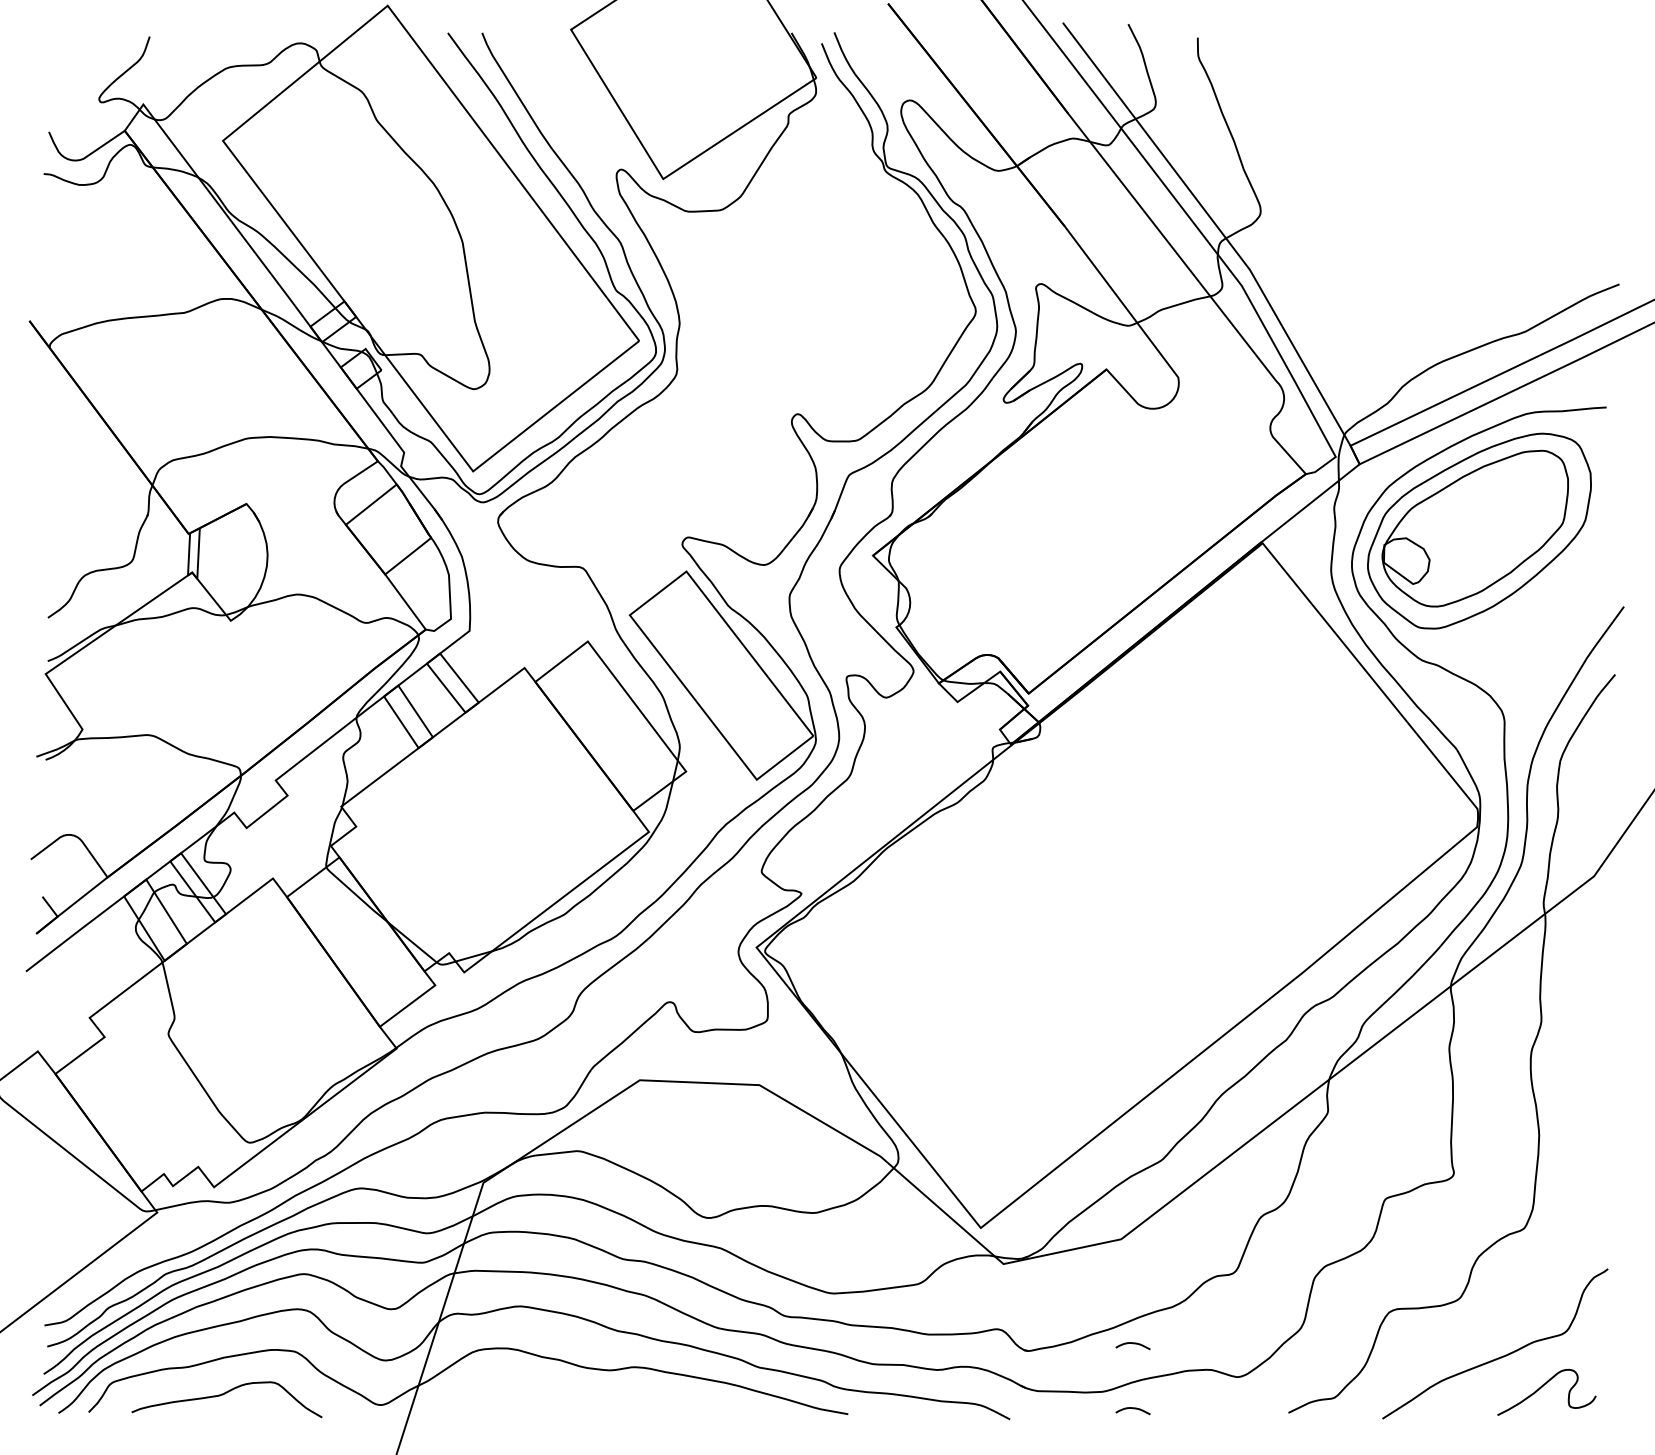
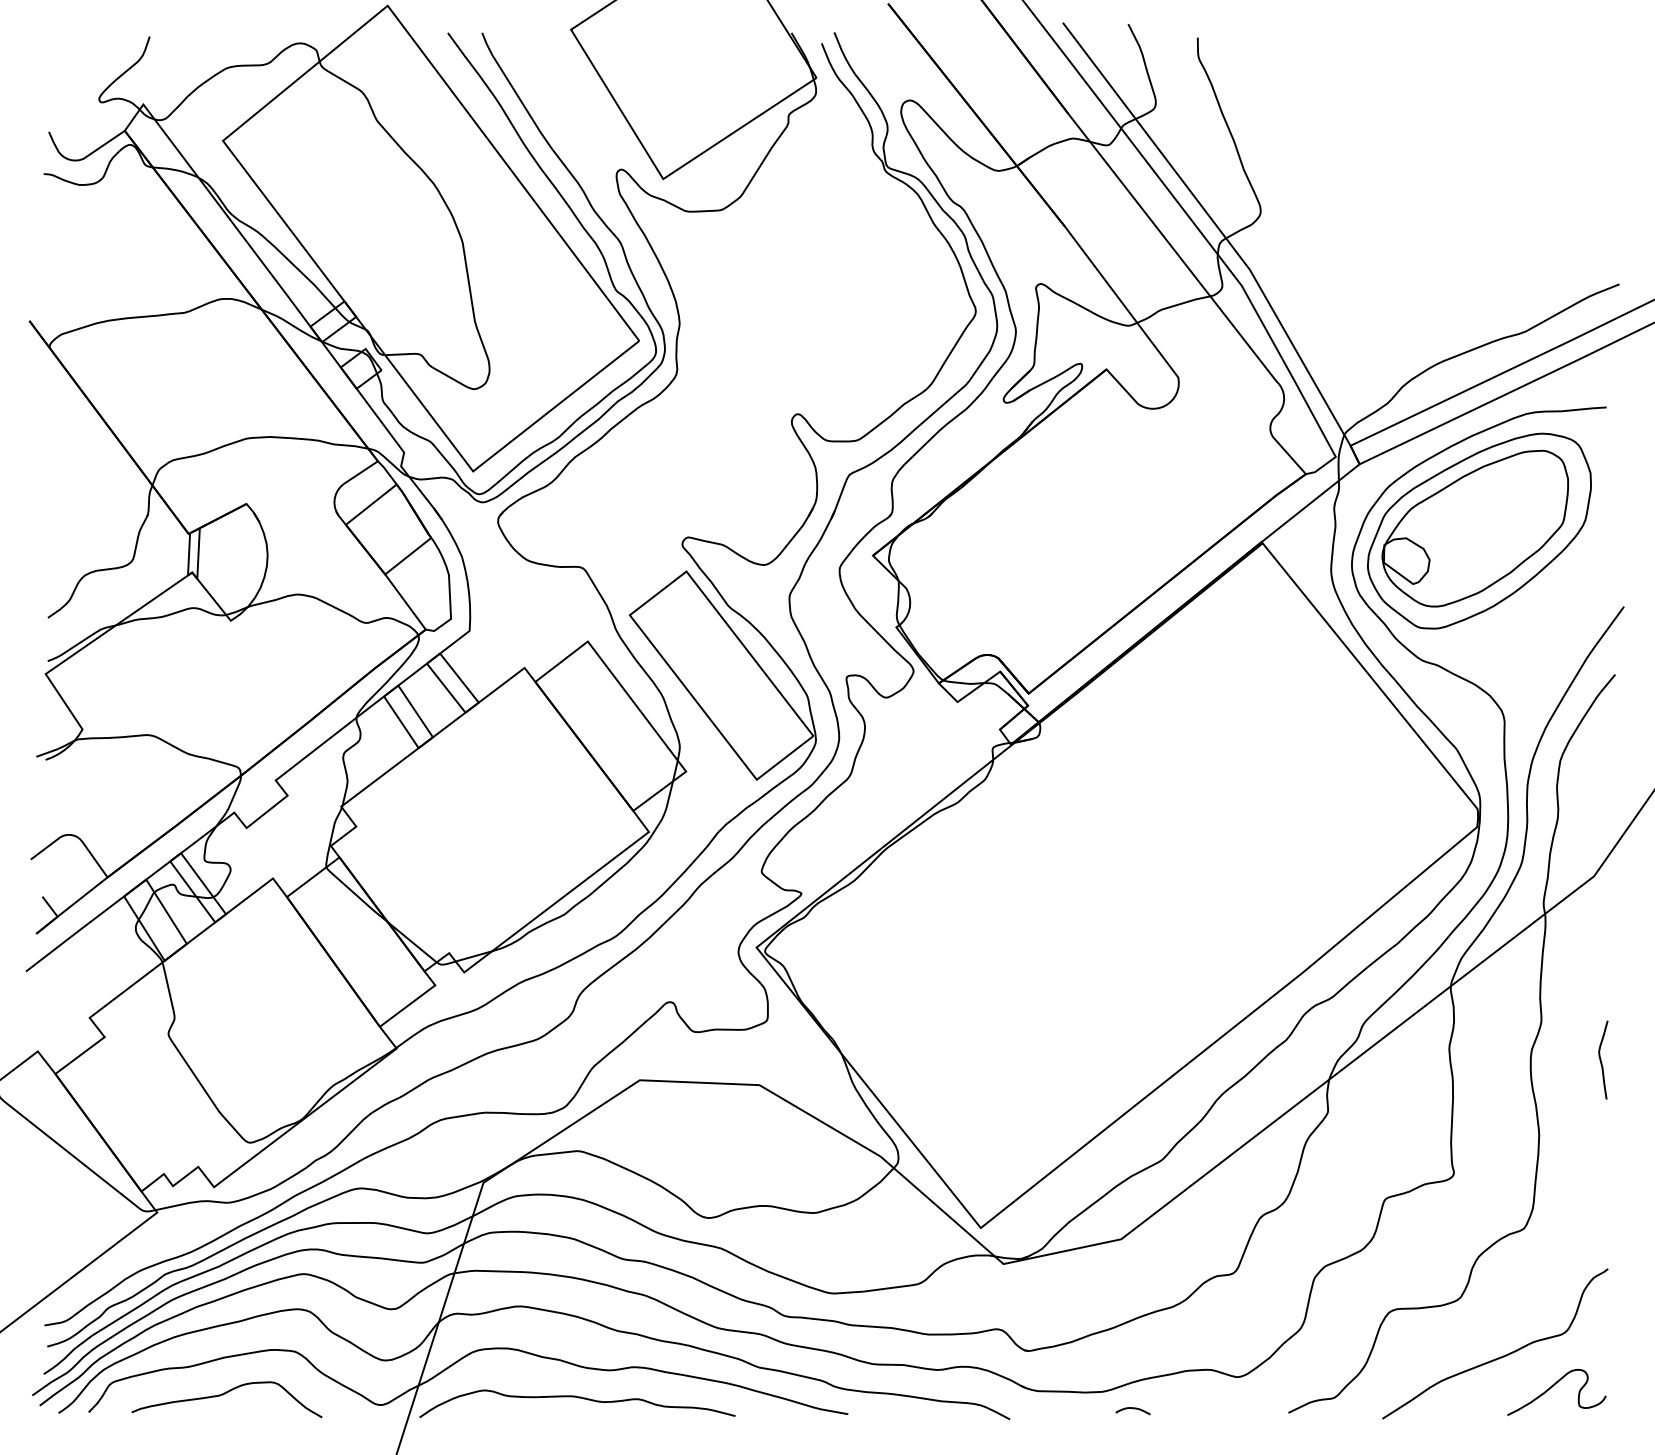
curve: none -> present (1601, 1059)
curve: present -> none (1133, 1344)
curve position: (1542, 1387) -> (1552, 1387) (1552, 1387)
curve: none -> present (578, 1398)
